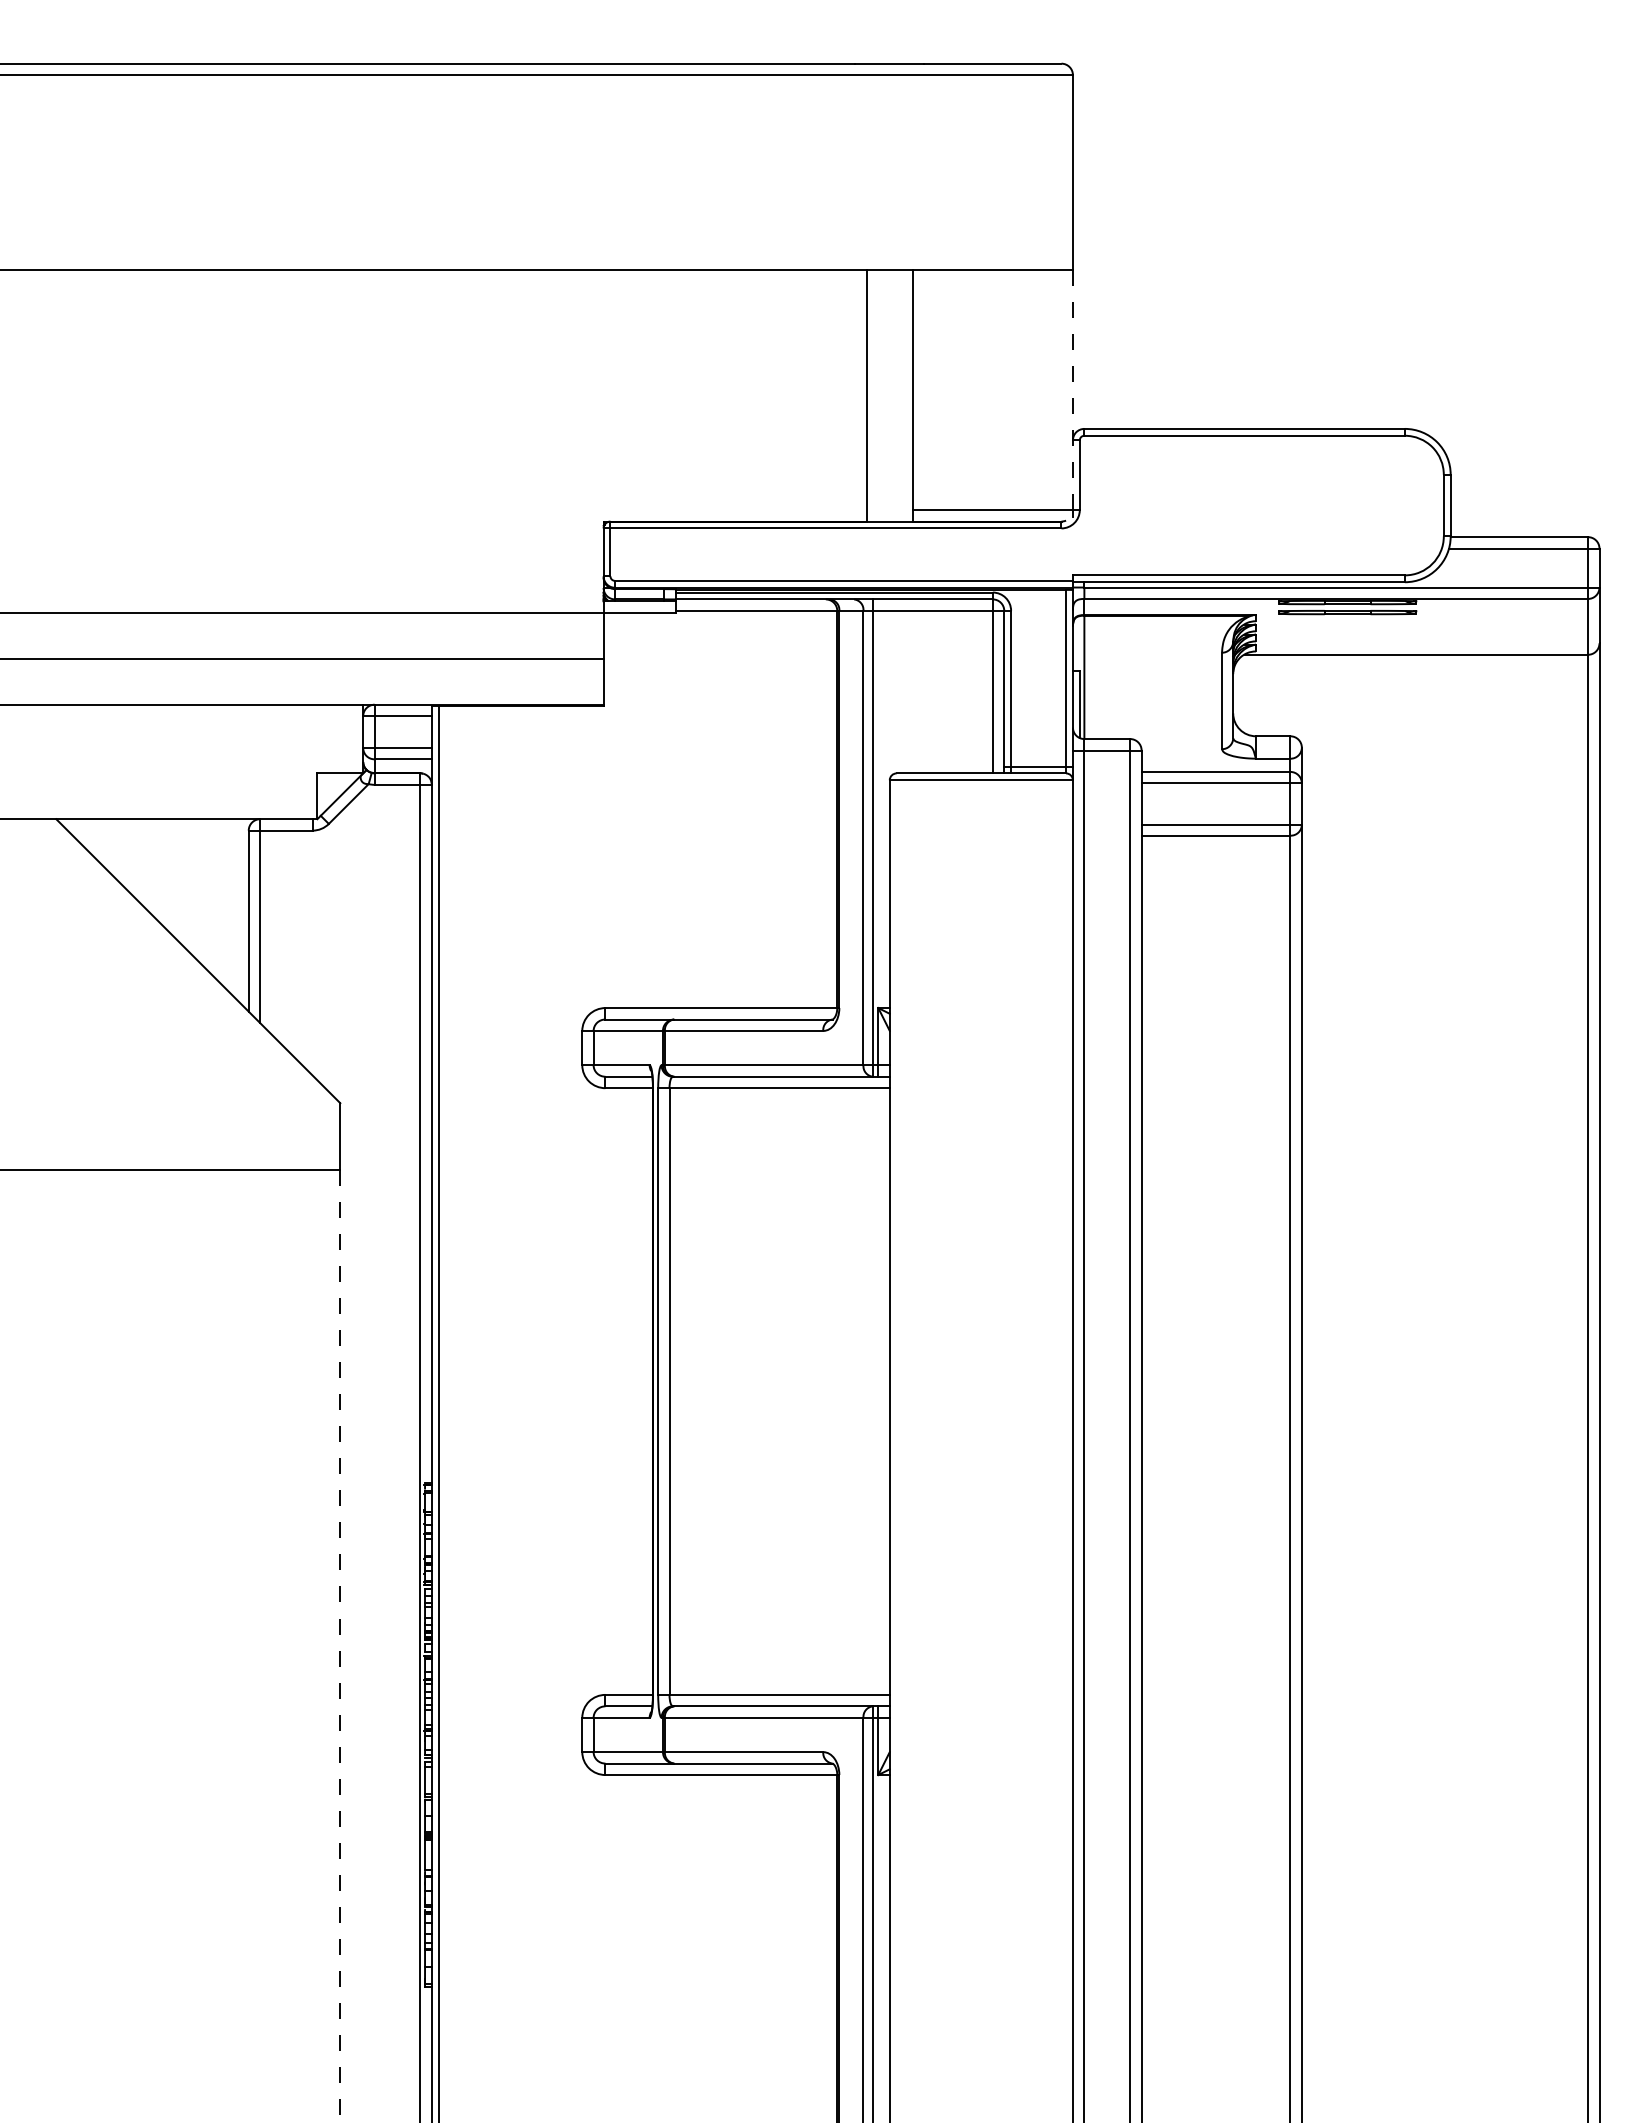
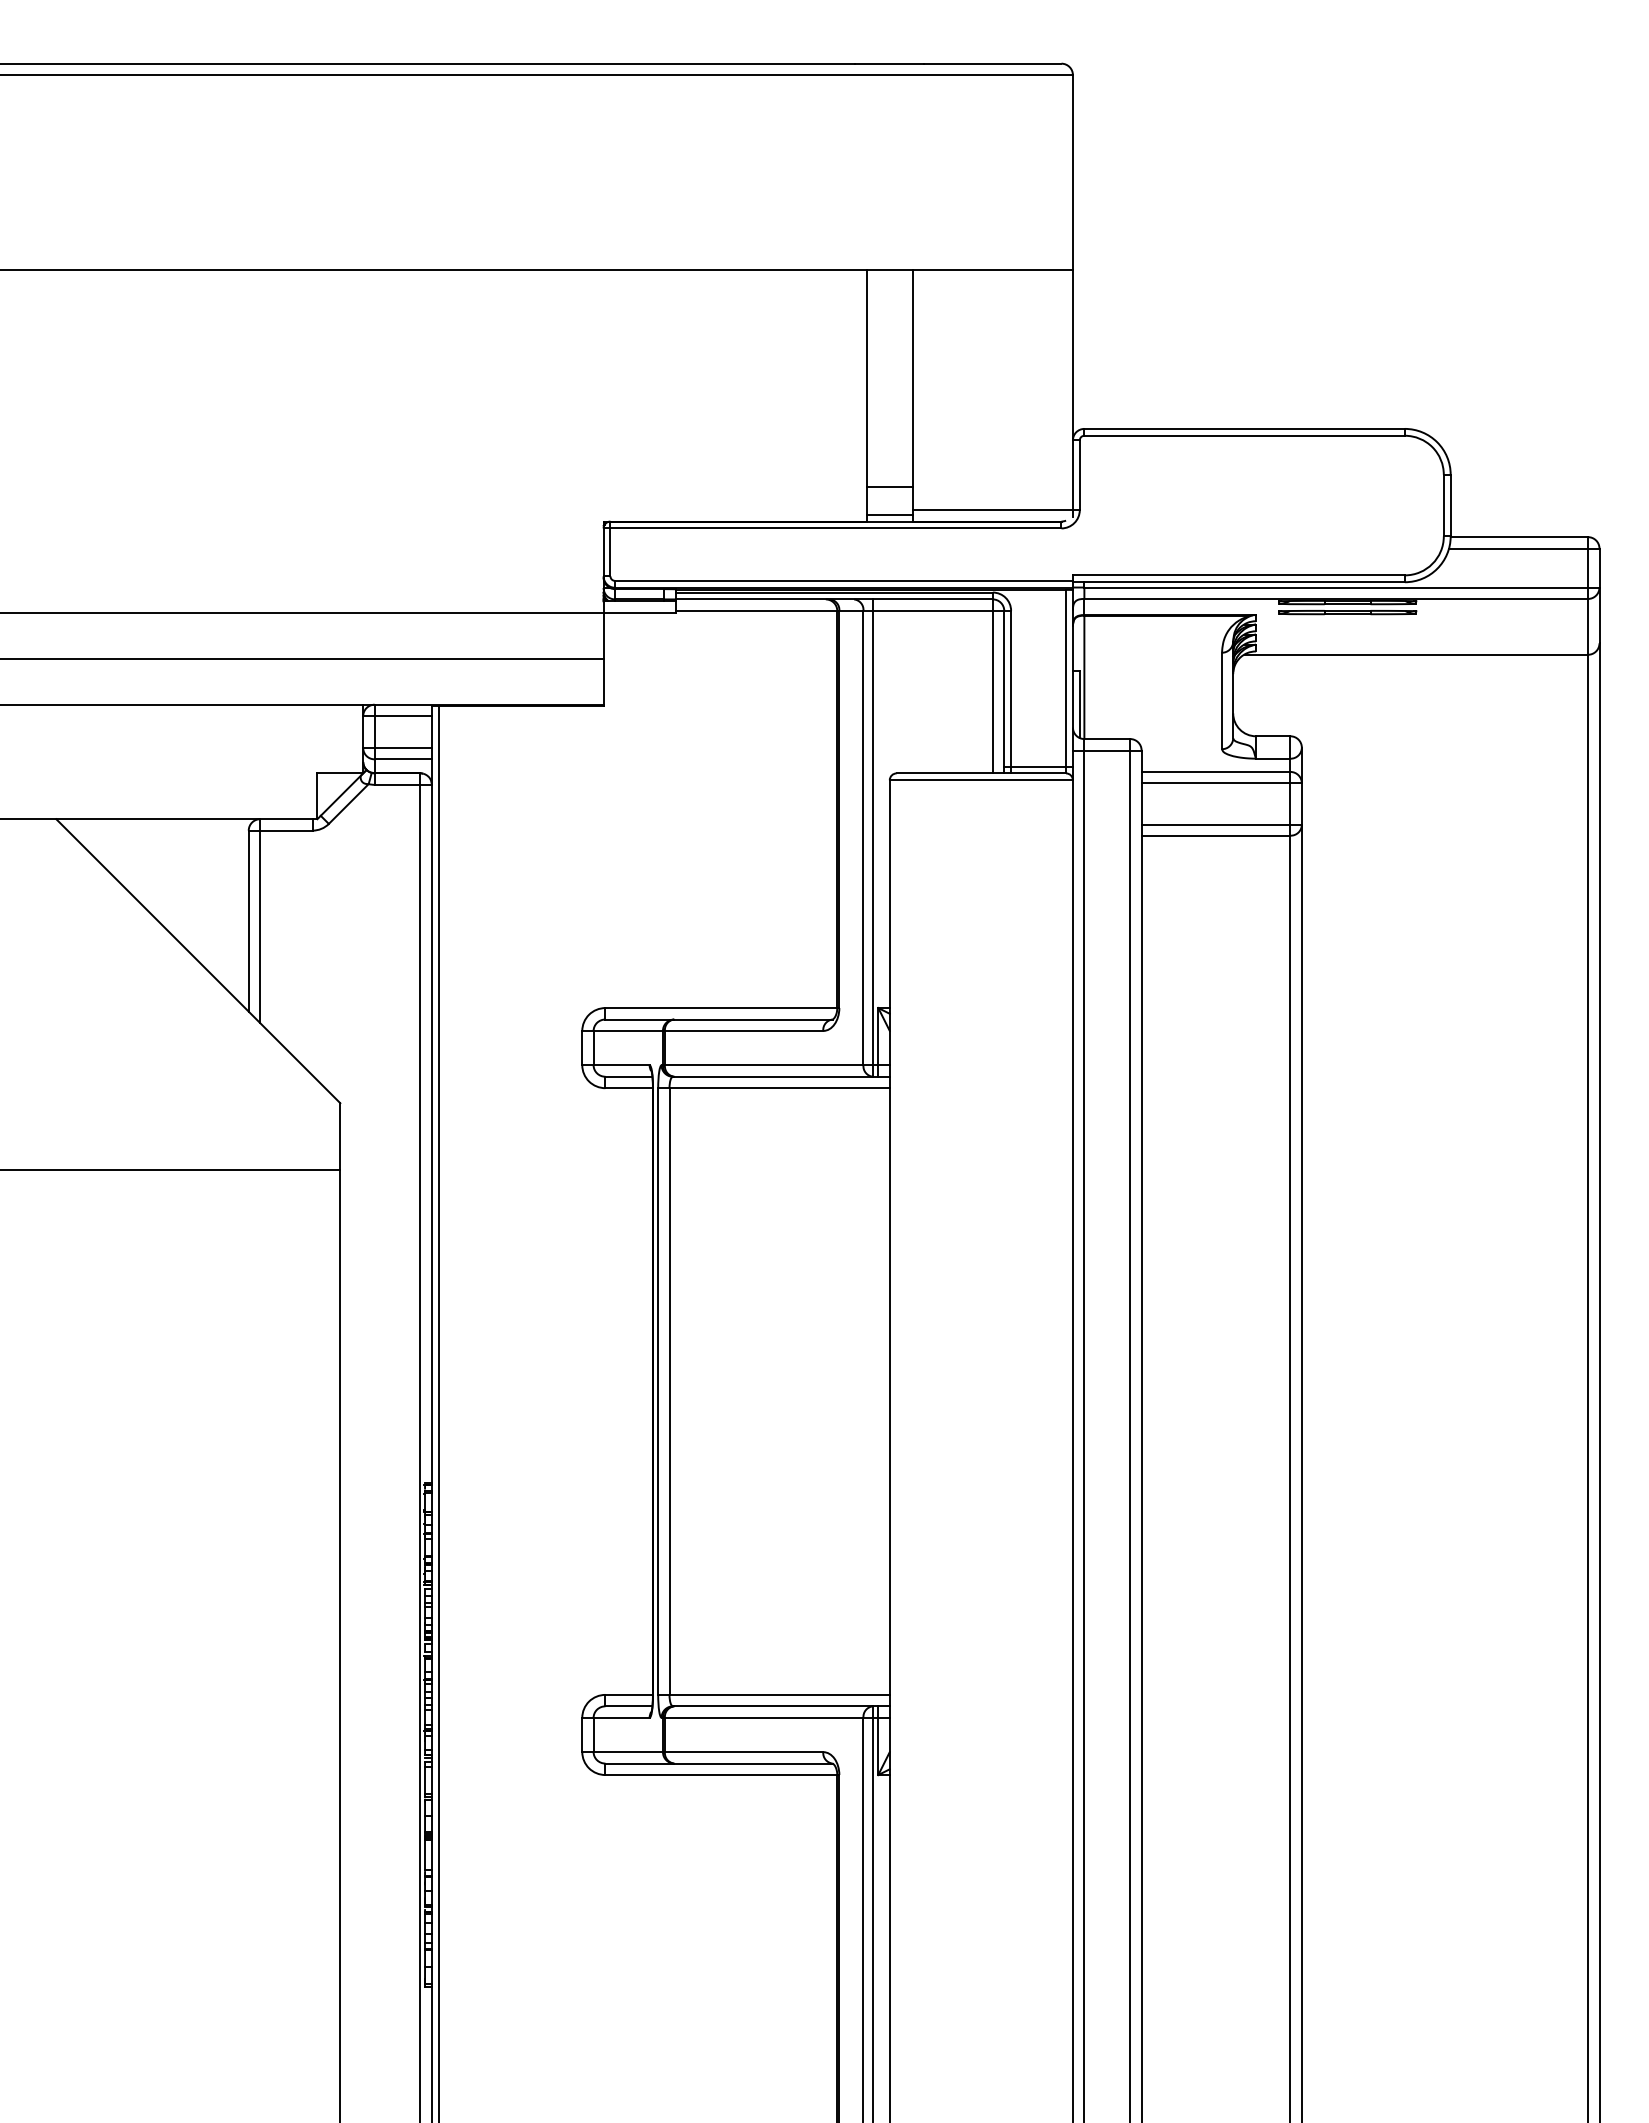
line: dashed -> solid (1072, 389)
line: none -> present (889, 487)
line: none -> present (889, 515)
line: dashed -> solid (340, 1646)
